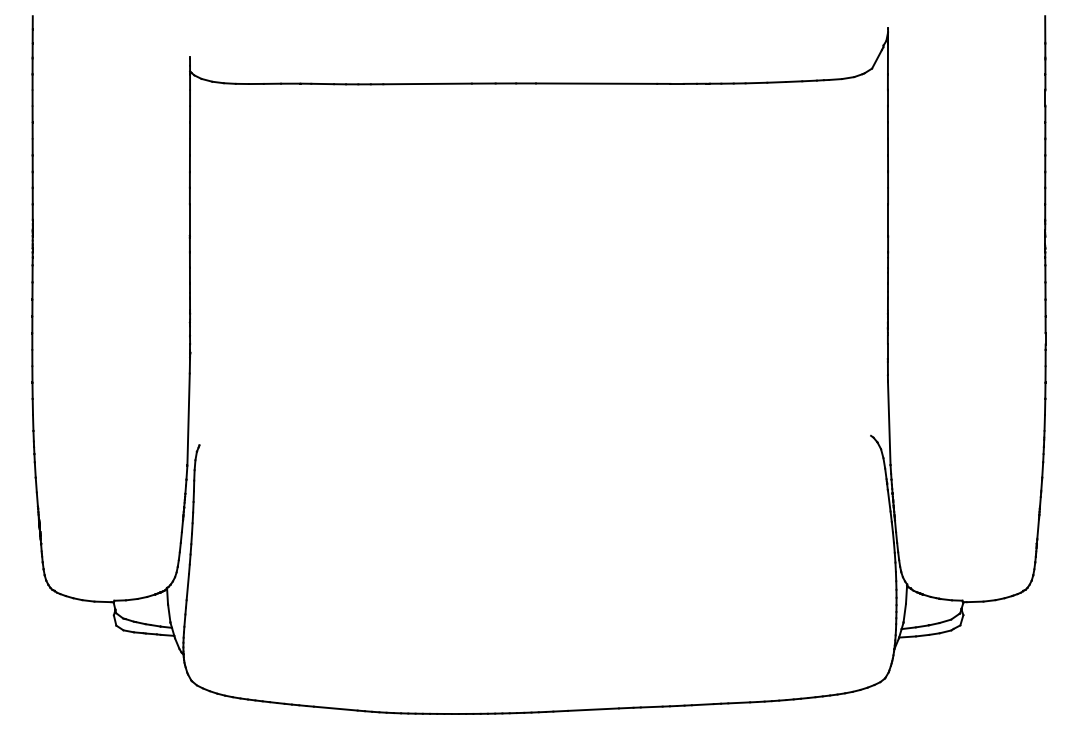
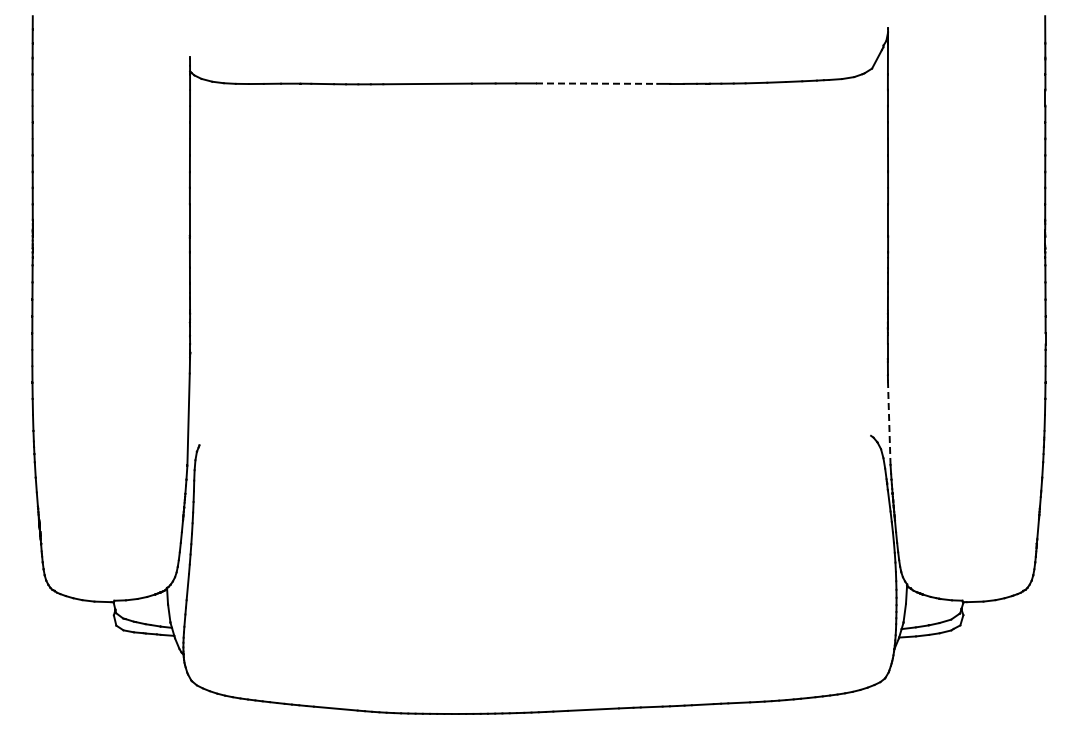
line: solid -> dashed (596, 83)
line: solid -> dashed (889, 423)
